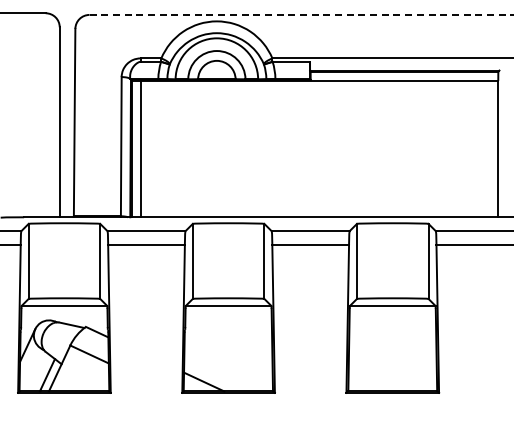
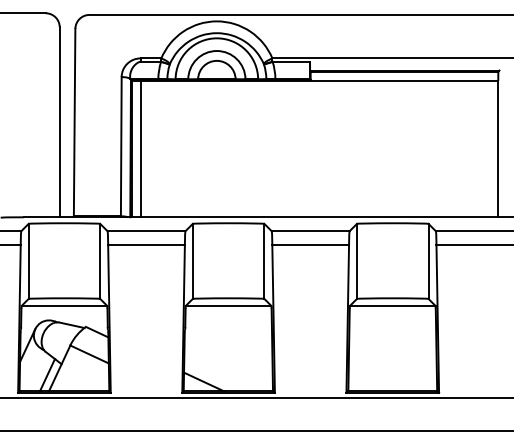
line: dashed -> solid (301, 14)
line: none -> present (256, 397)
line: none -> present (256, 430)
